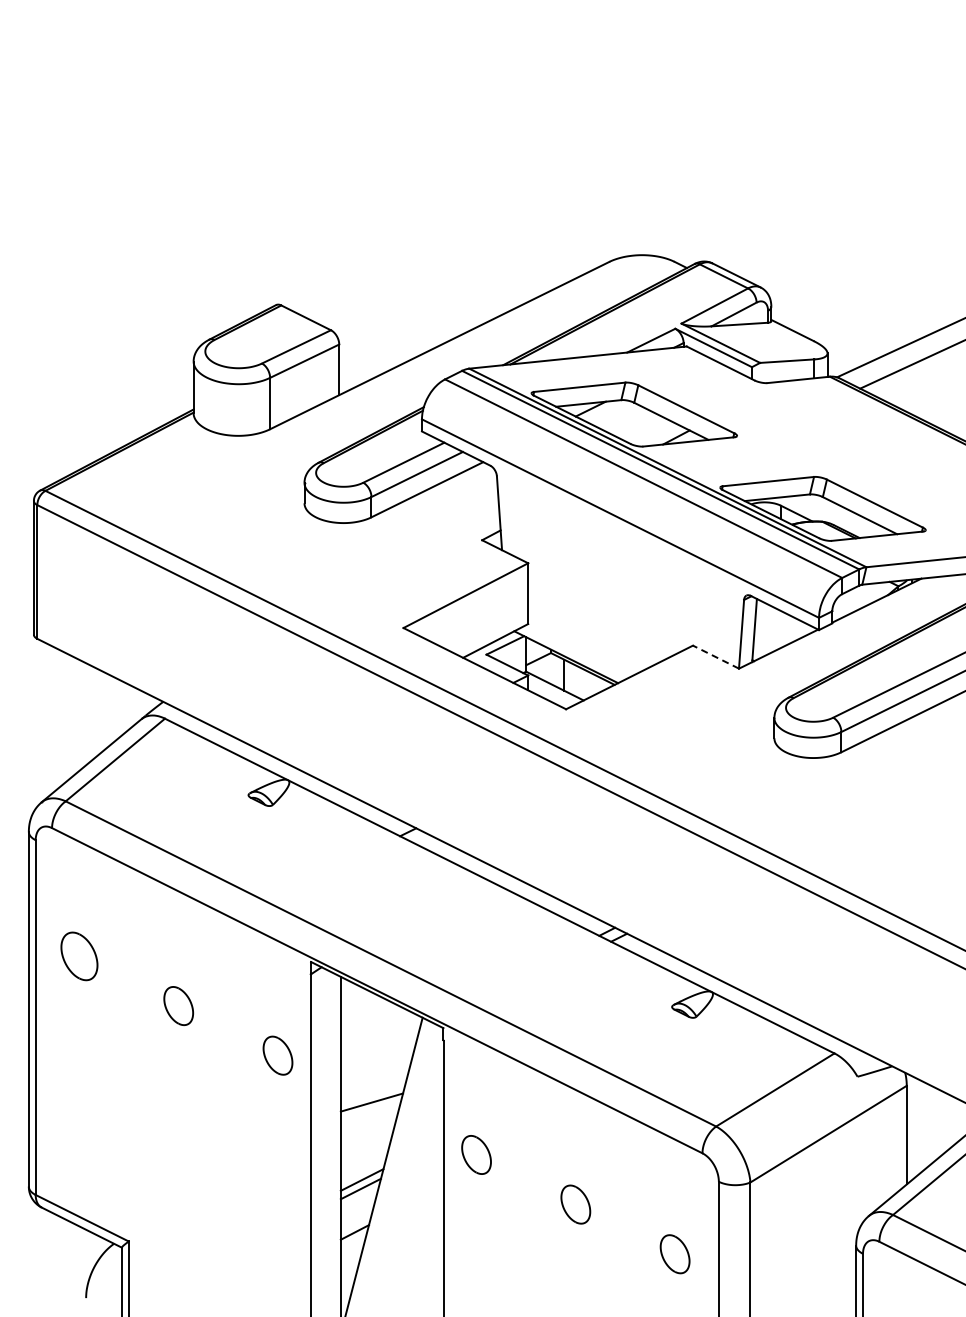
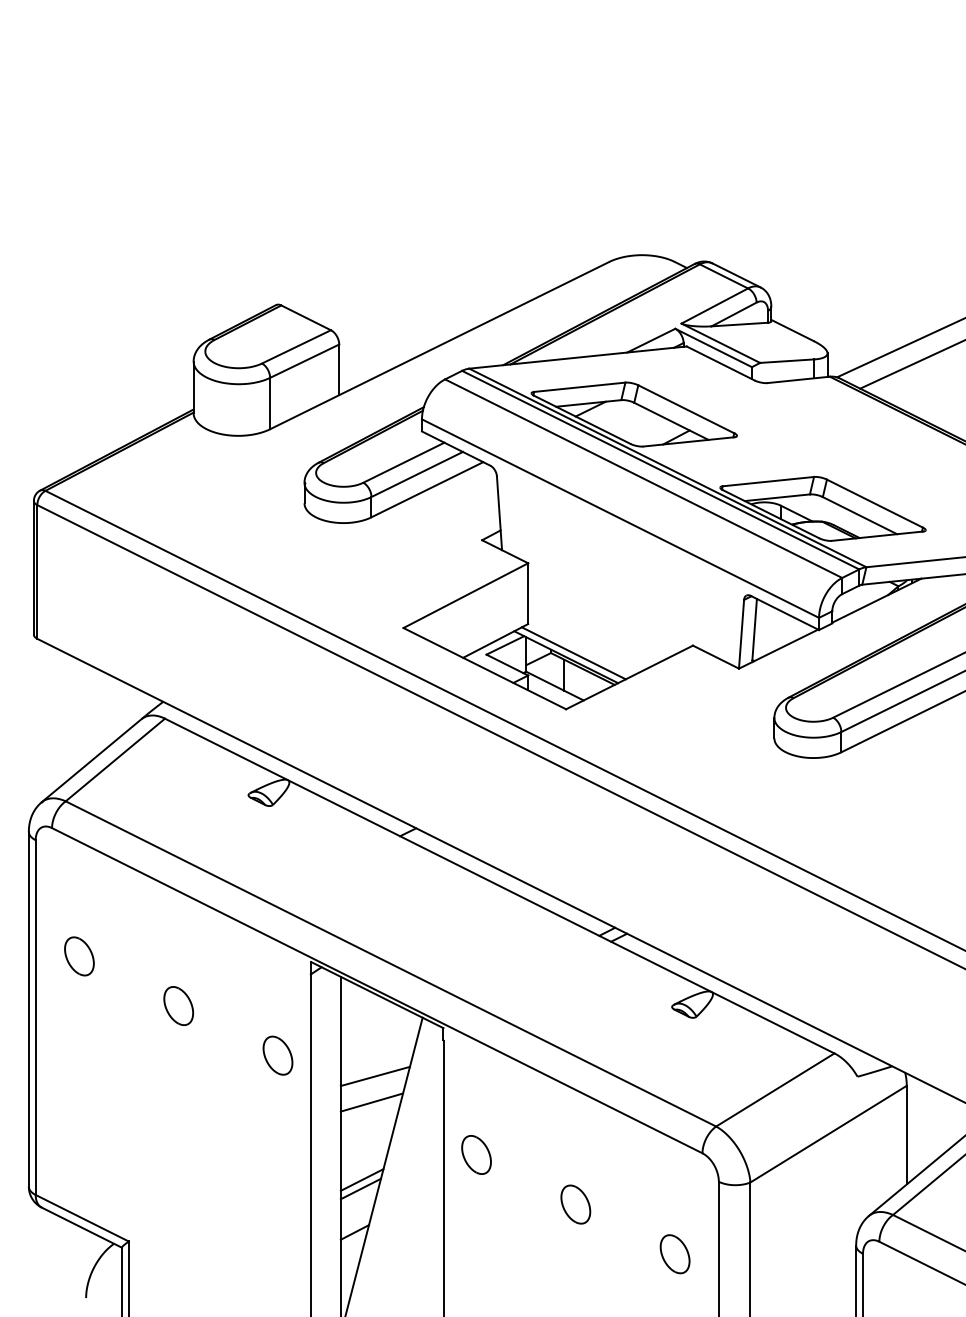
line: none -> present (573, 653)
line: dashed -> solid (716, 657)
part size: 39x51 px -> 31x41 px (79, 956)
line: none -> present (374, 1076)
